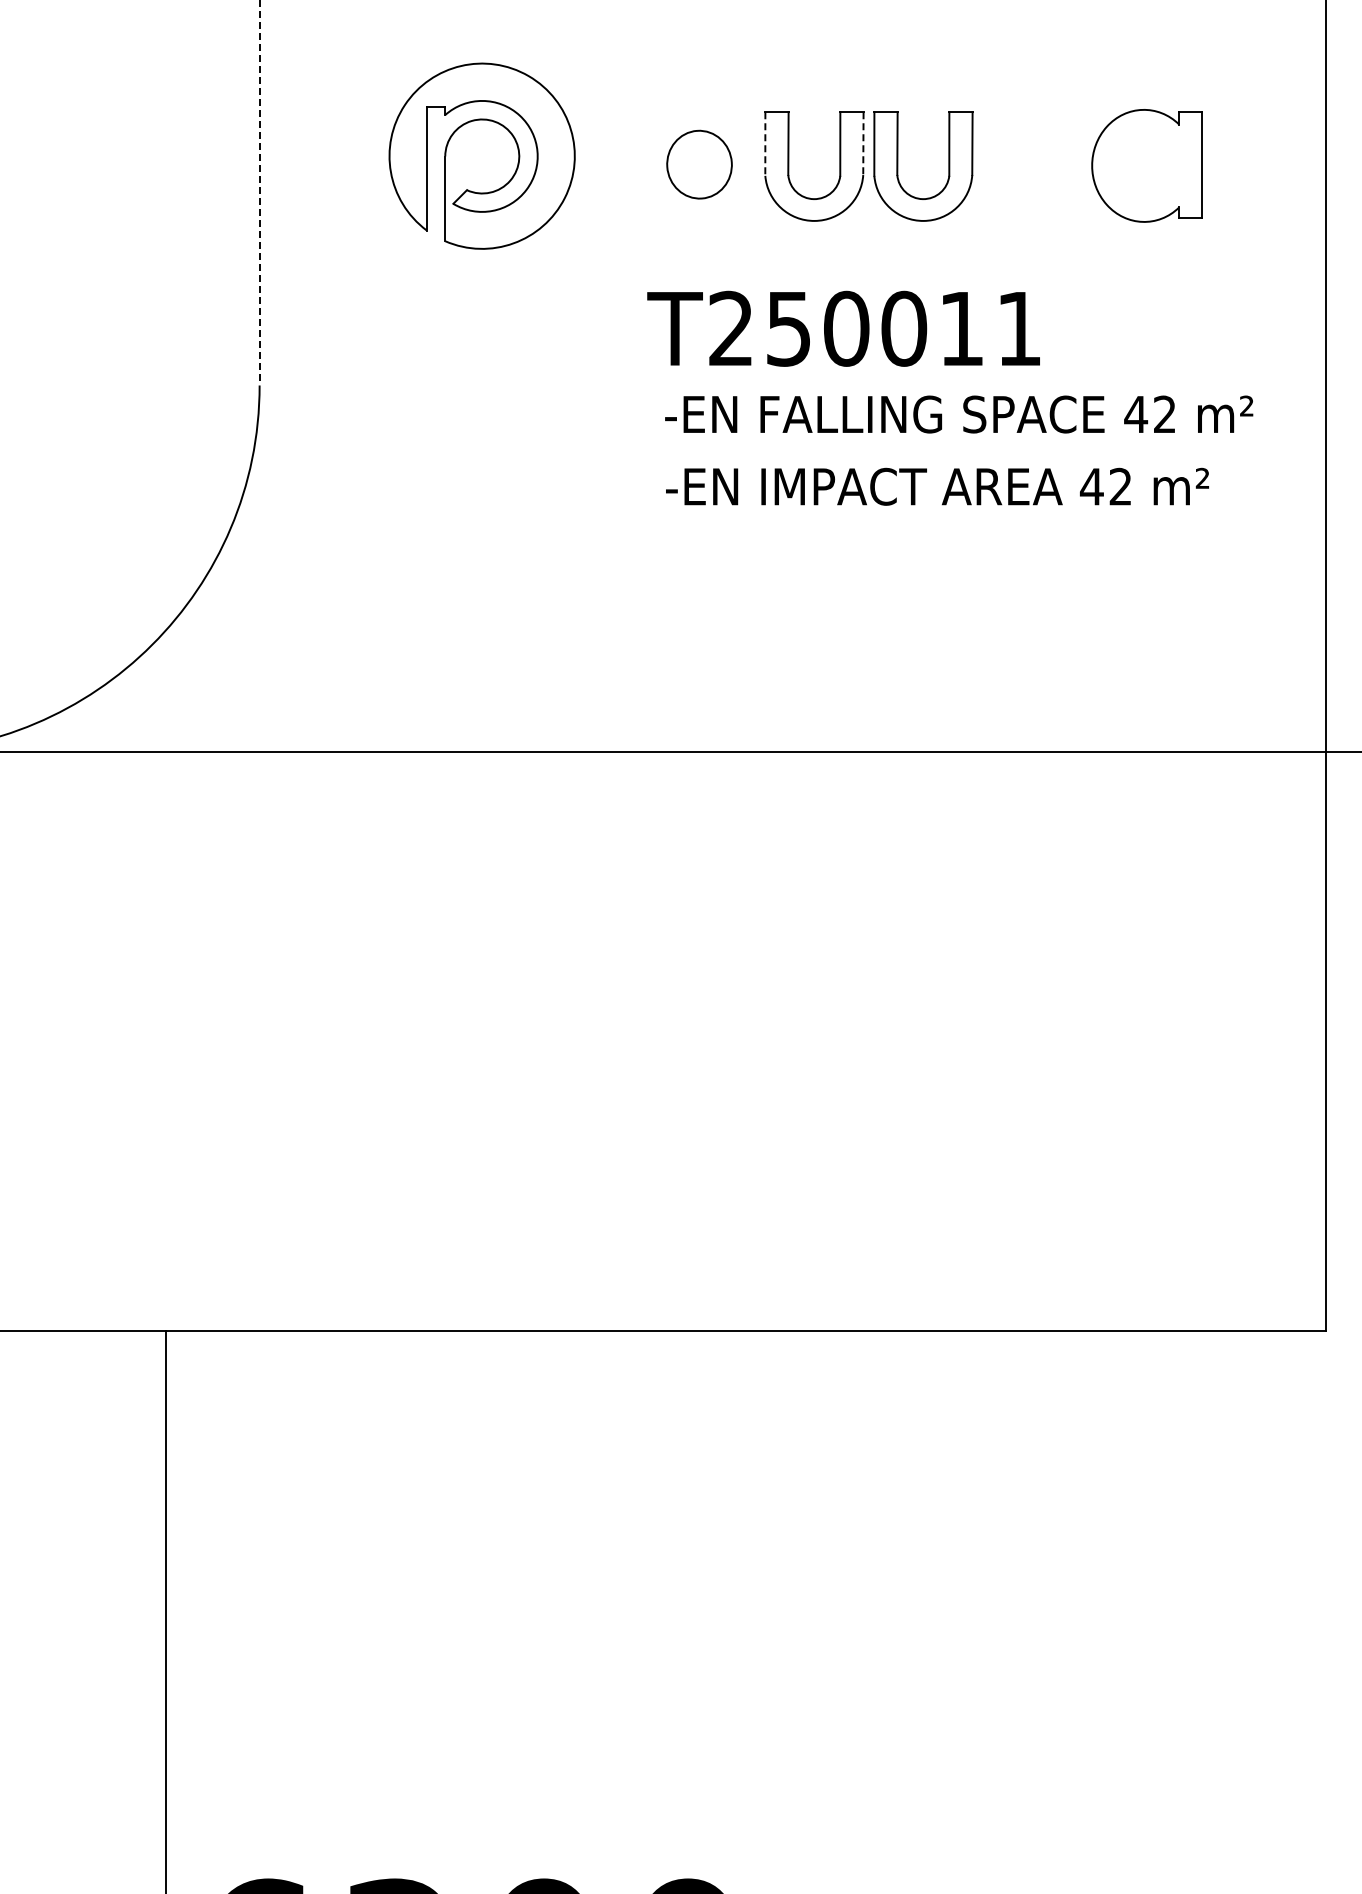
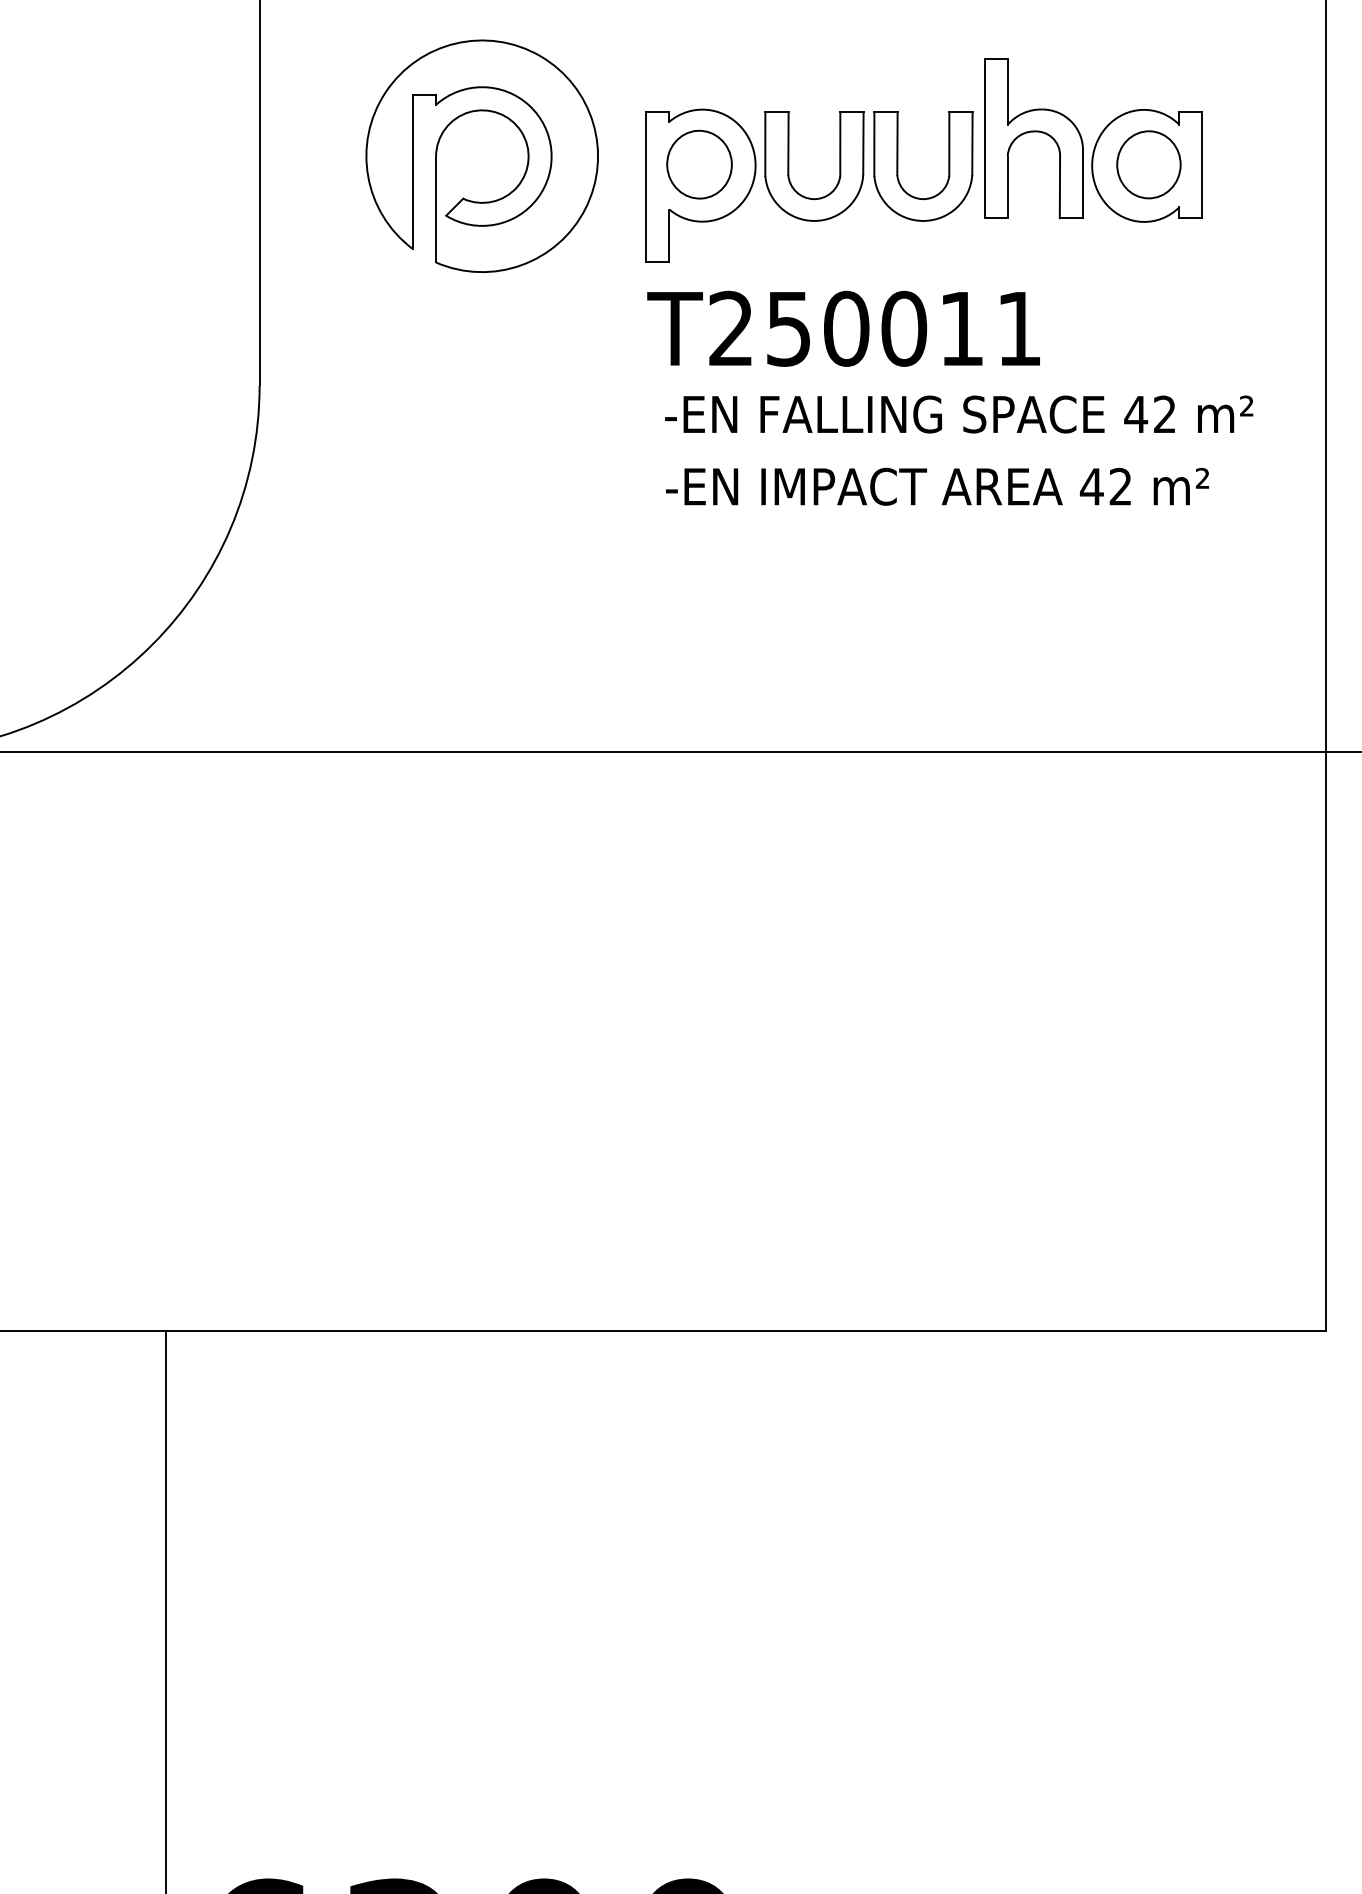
part: none -> present (1033, 138)
line: dashed -> solid (765, 144)
line: dashed -> solid (863, 144)
part size: 188x188 px -> 234x234 px (481, 155)
part: none -> present (1148, 164)
part: none -> present (700, 185)
line: dashed -> solid (259, 193)
